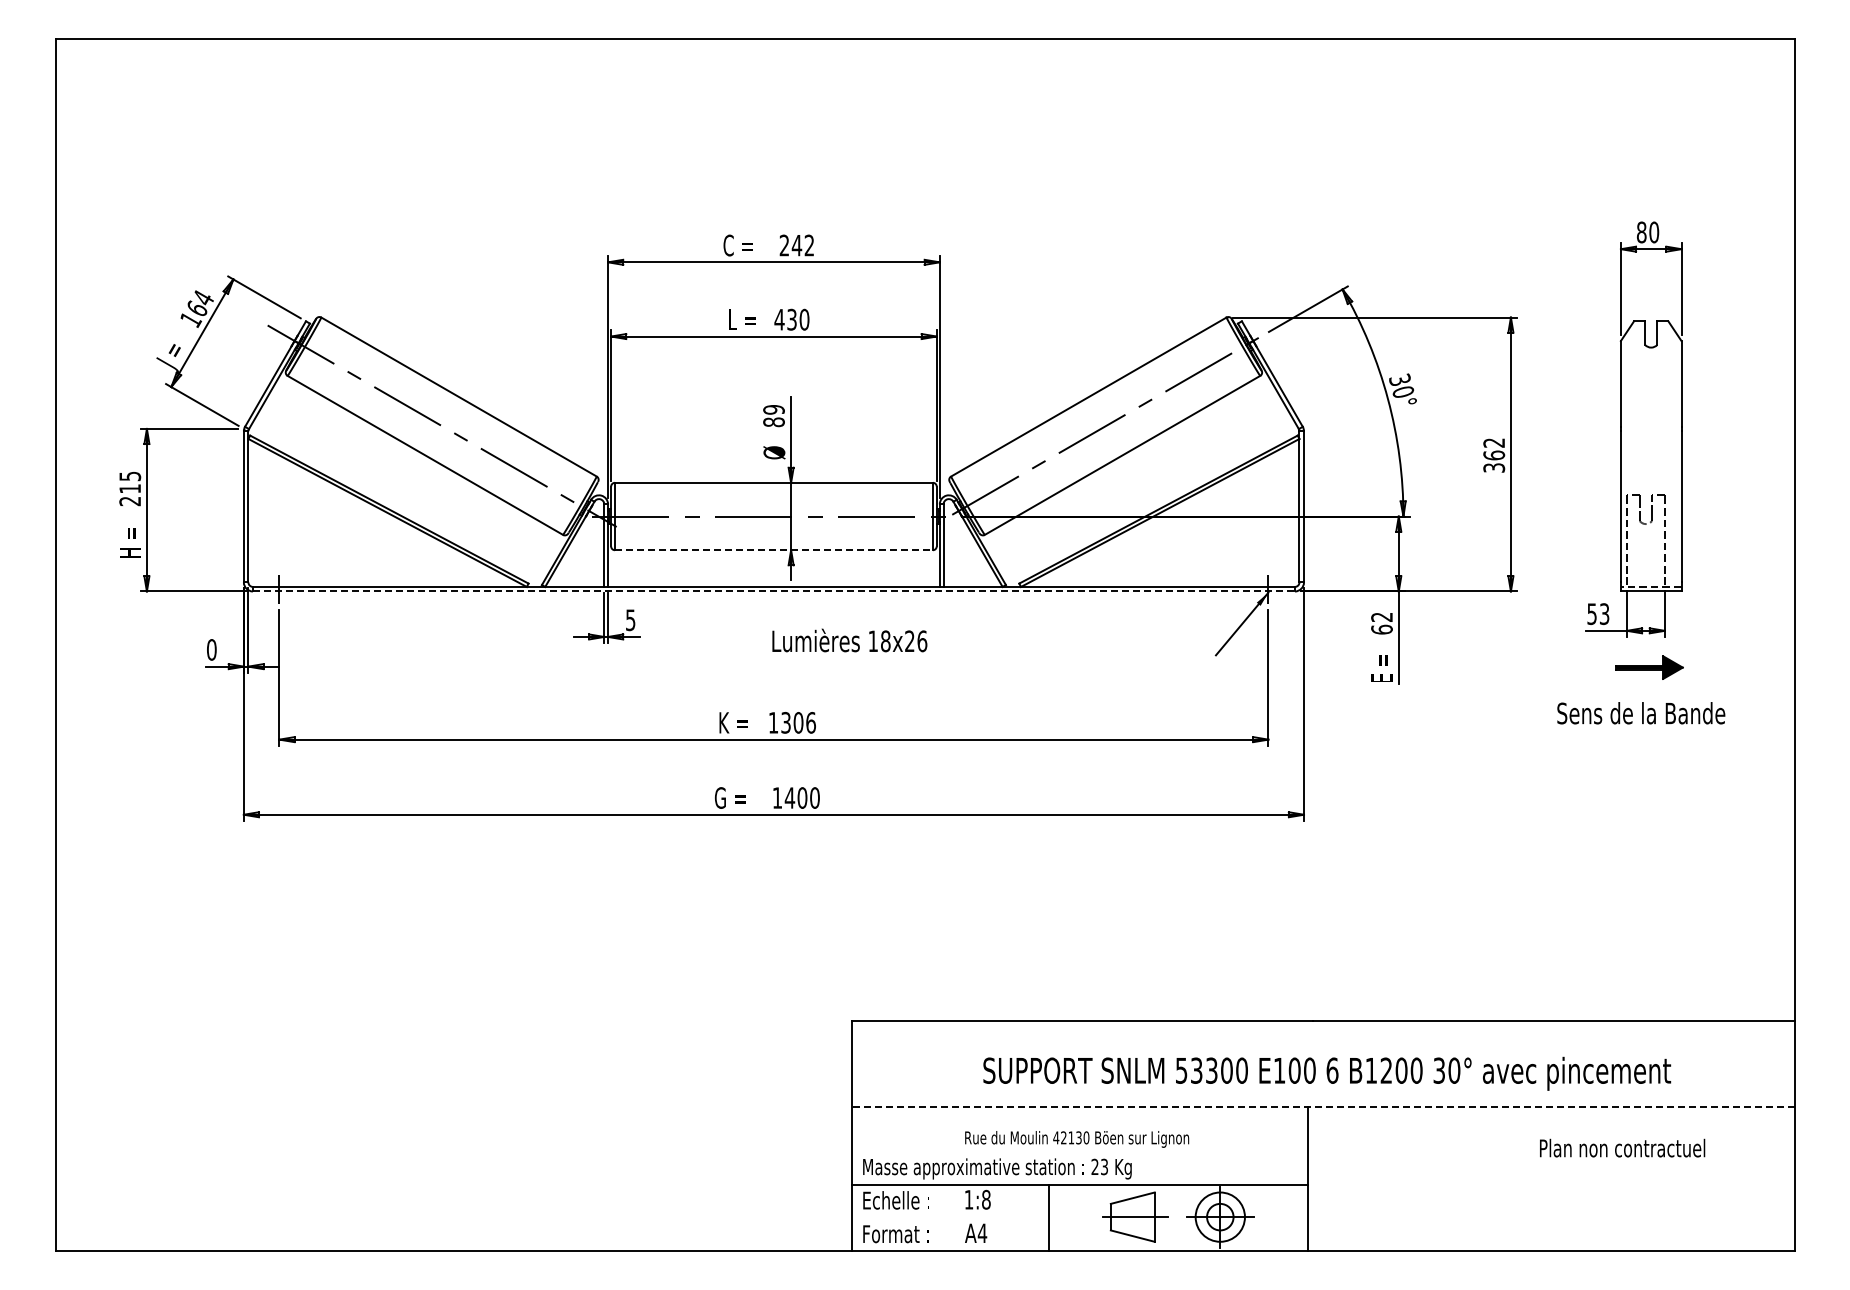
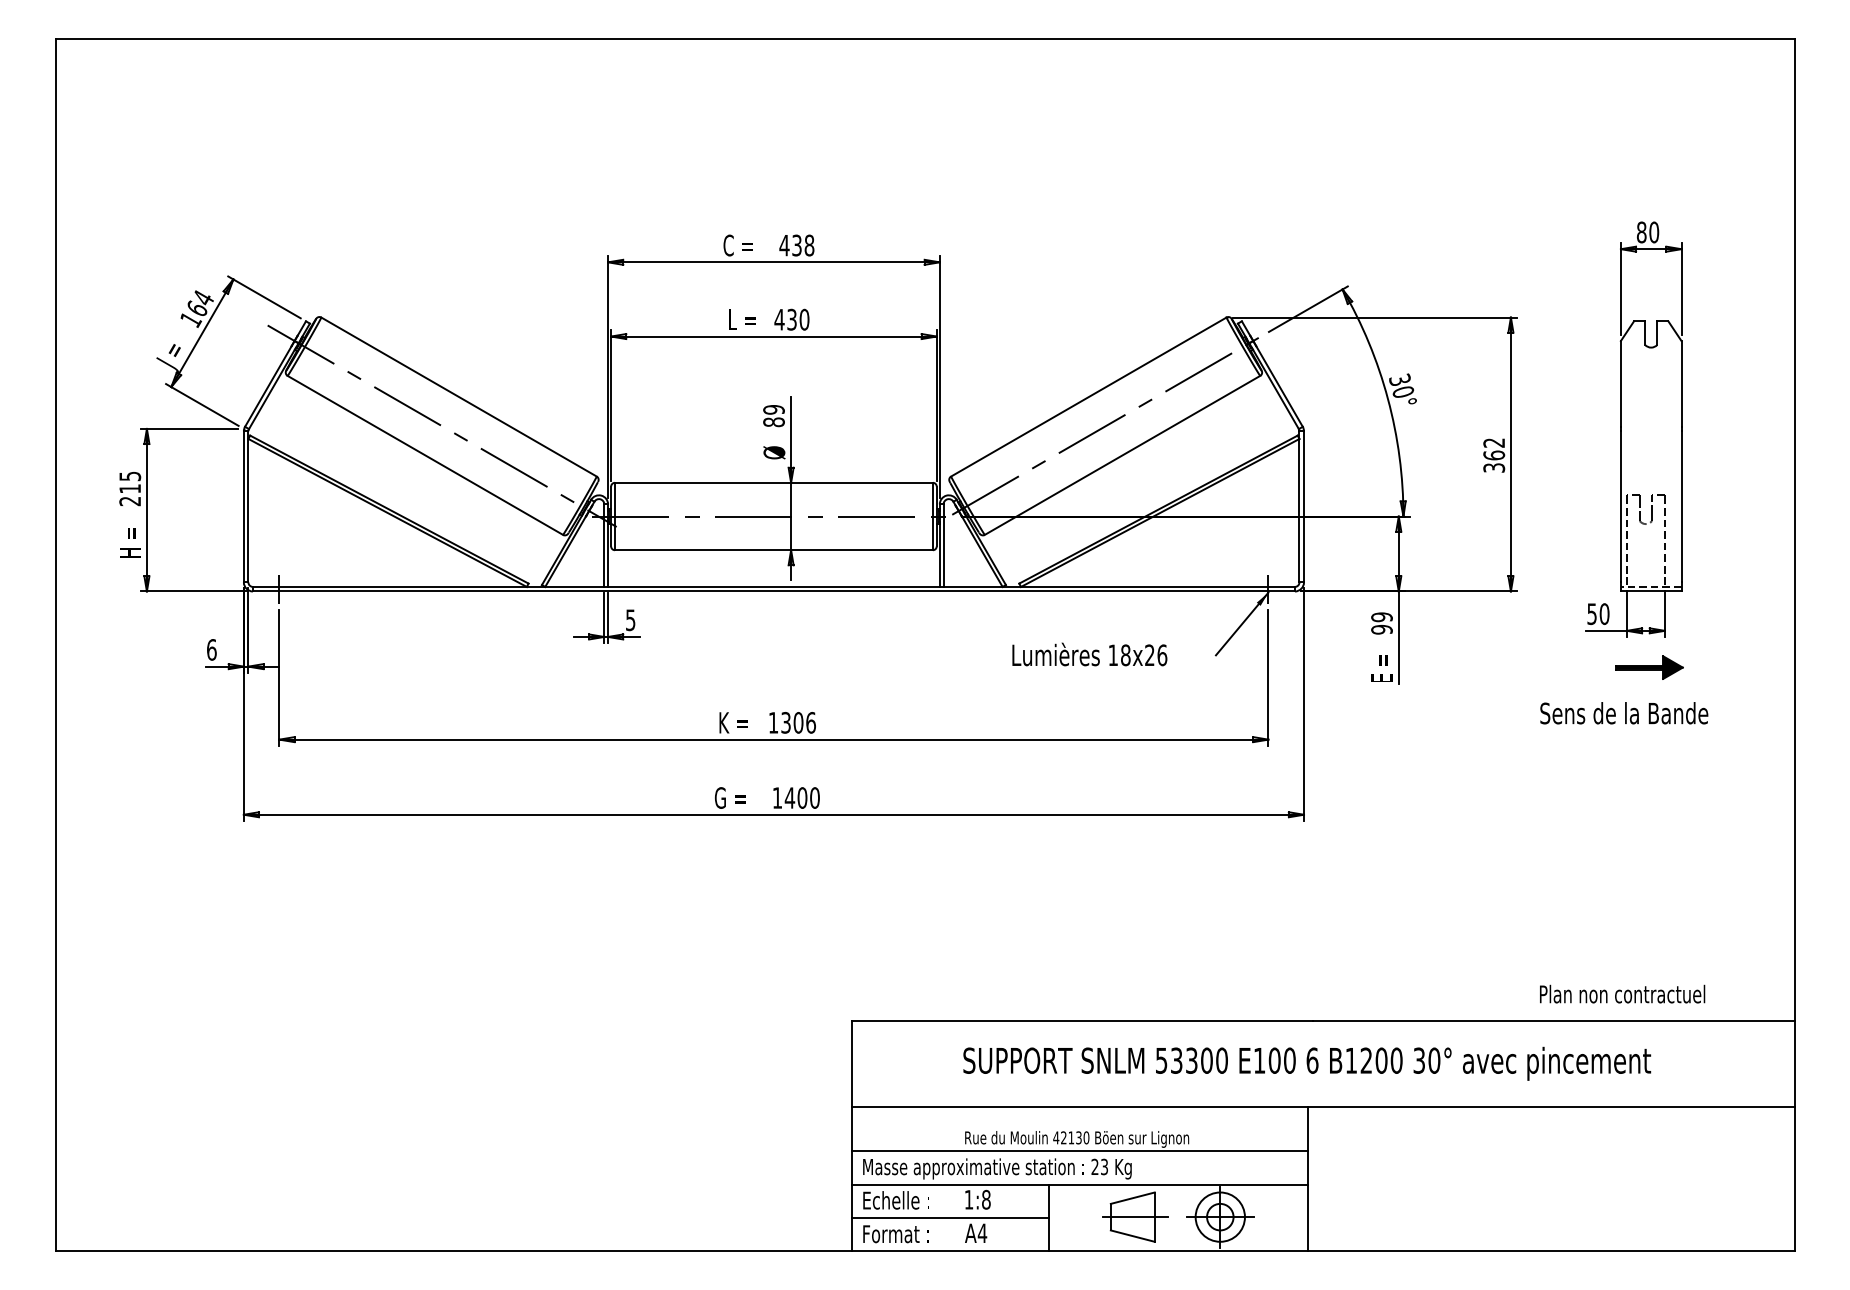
text: 242 -> 438 (796, 245)
line: dashed -> solid (774, 550)
line: dashed -> solid (773, 591)
text: 53 -> 50 (1604, 614)
text: 62 -> 99 (1381, 623)
text position: (849, 640) -> (1089, 654) (1089, 654)
text: 0 -> 6 (211, 649)
text position: (1641, 713) -> (1624, 713) (1624, 713)
text position: (1327, 1073) -> (1307, 1063) (1307, 1063)
line: dashed -> solid (1322, 1107)
text position: (1622, 1147) -> (1622, 993) (1622, 993)
line: none -> present (1079, 1151)
line: none -> present (950, 1217)
